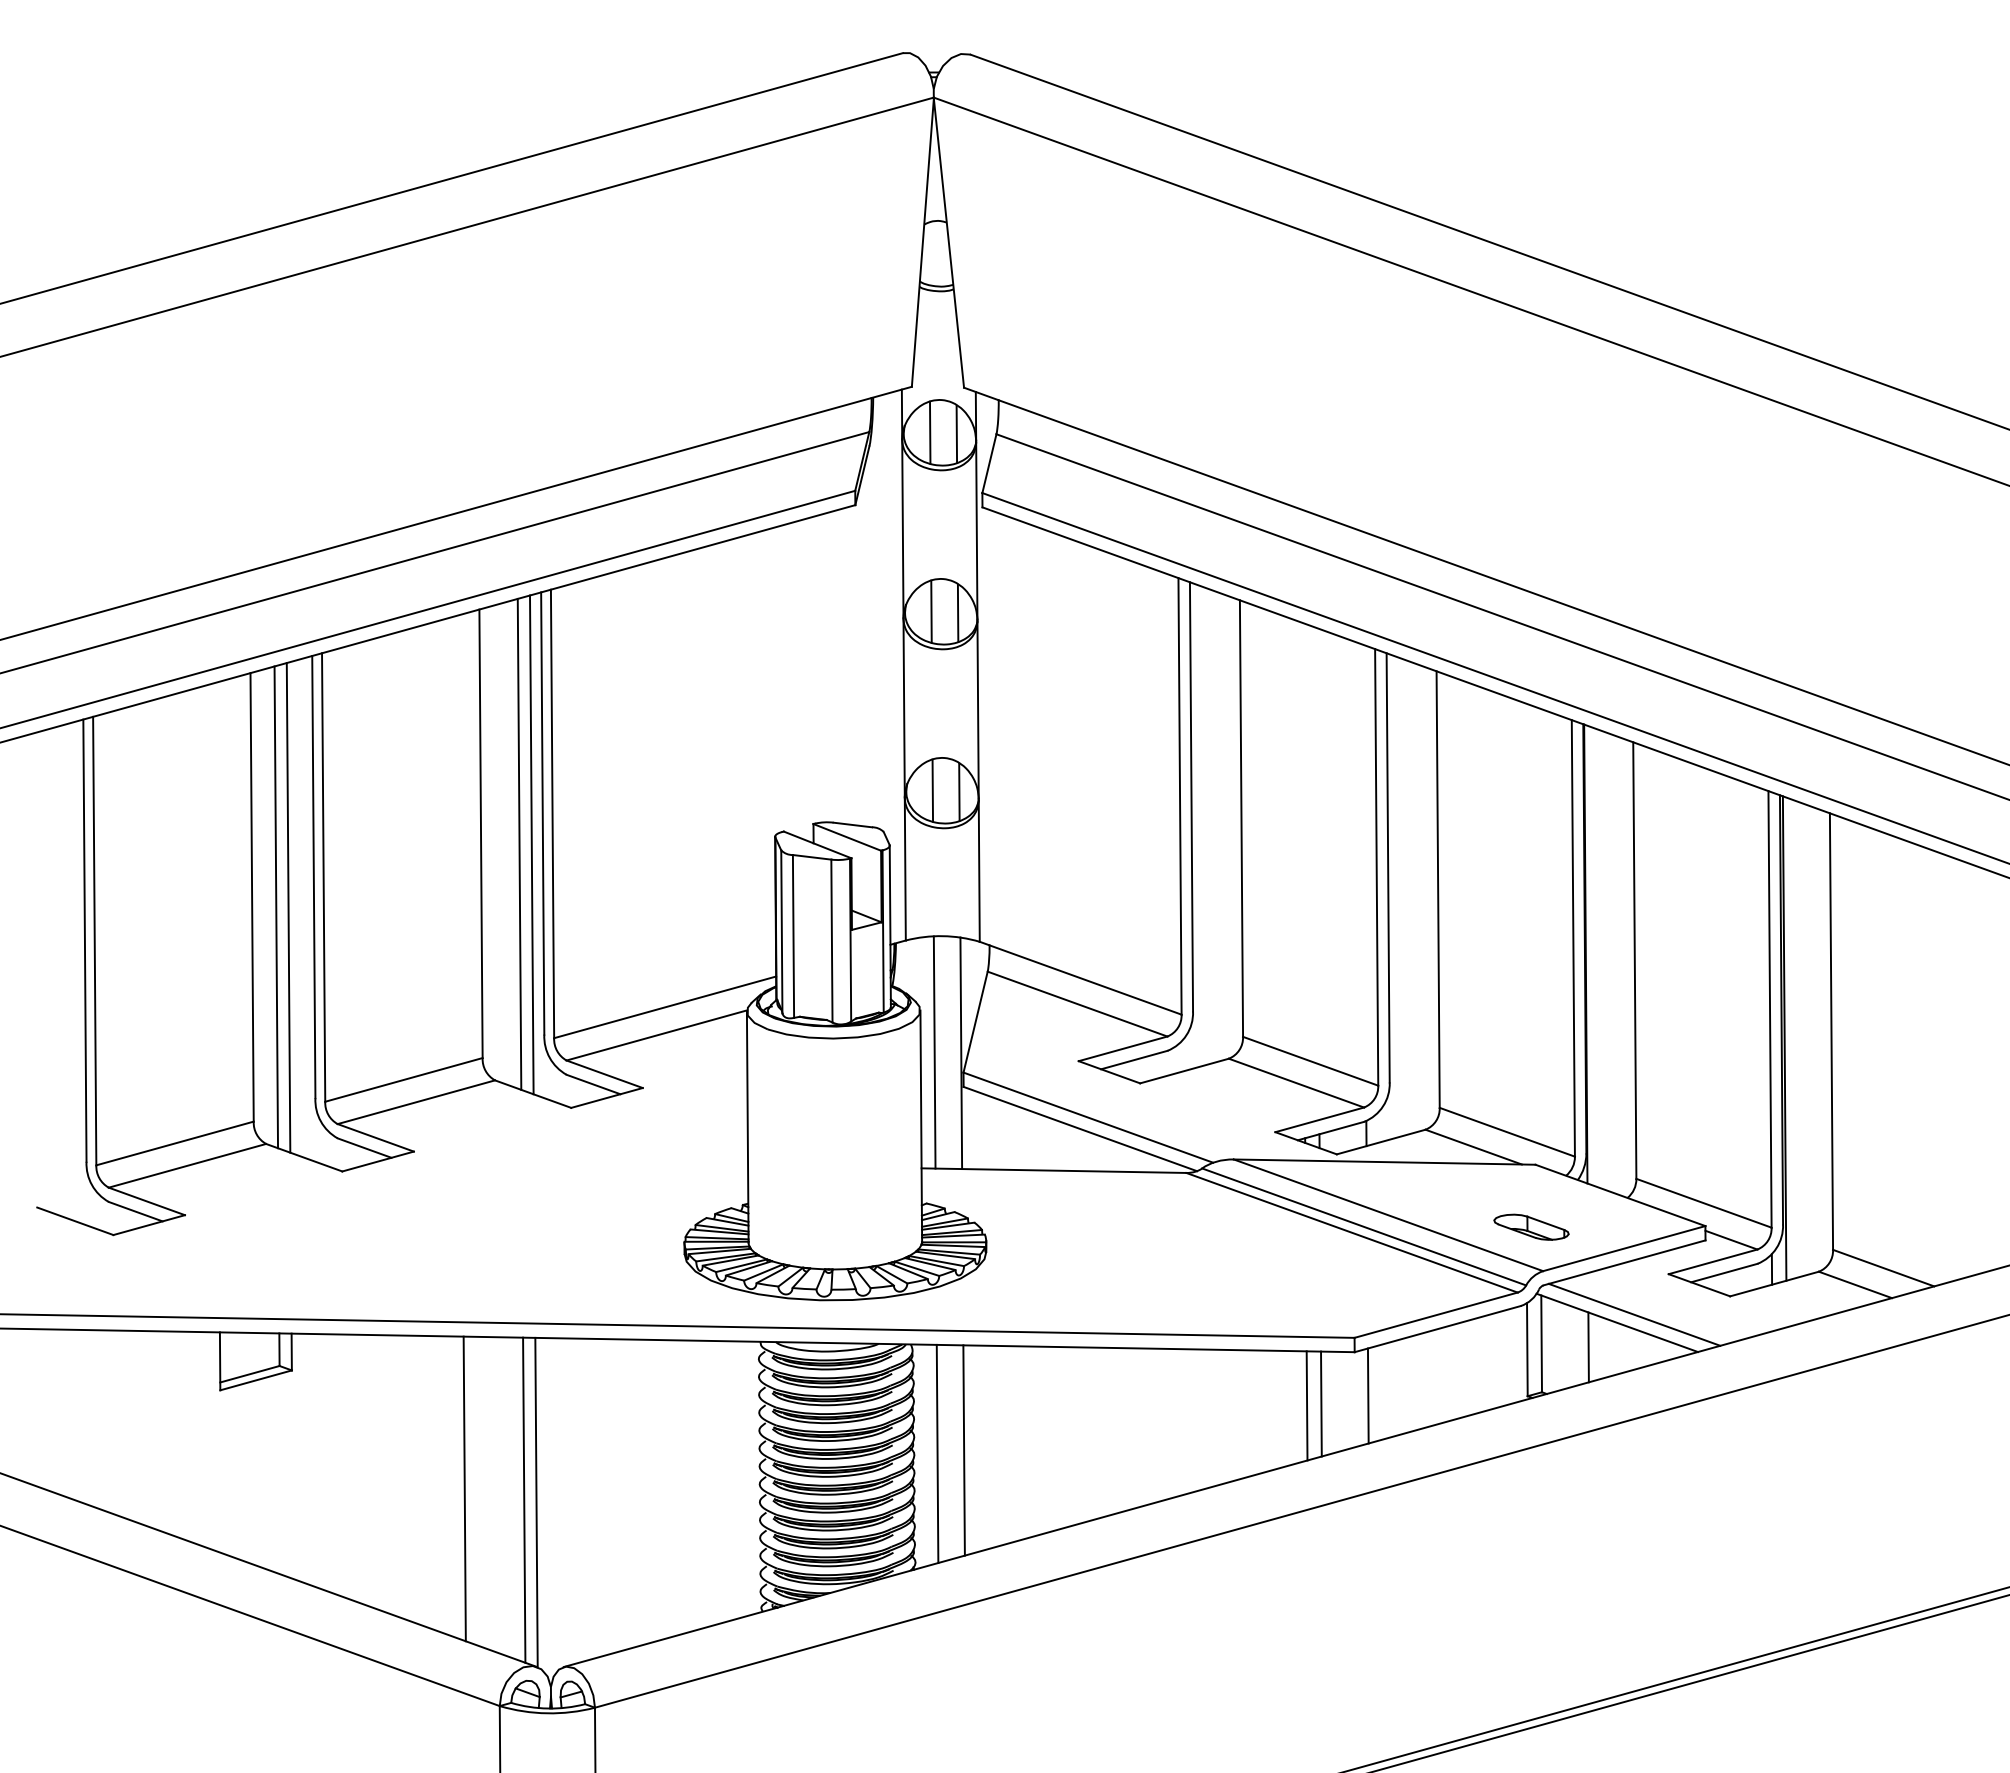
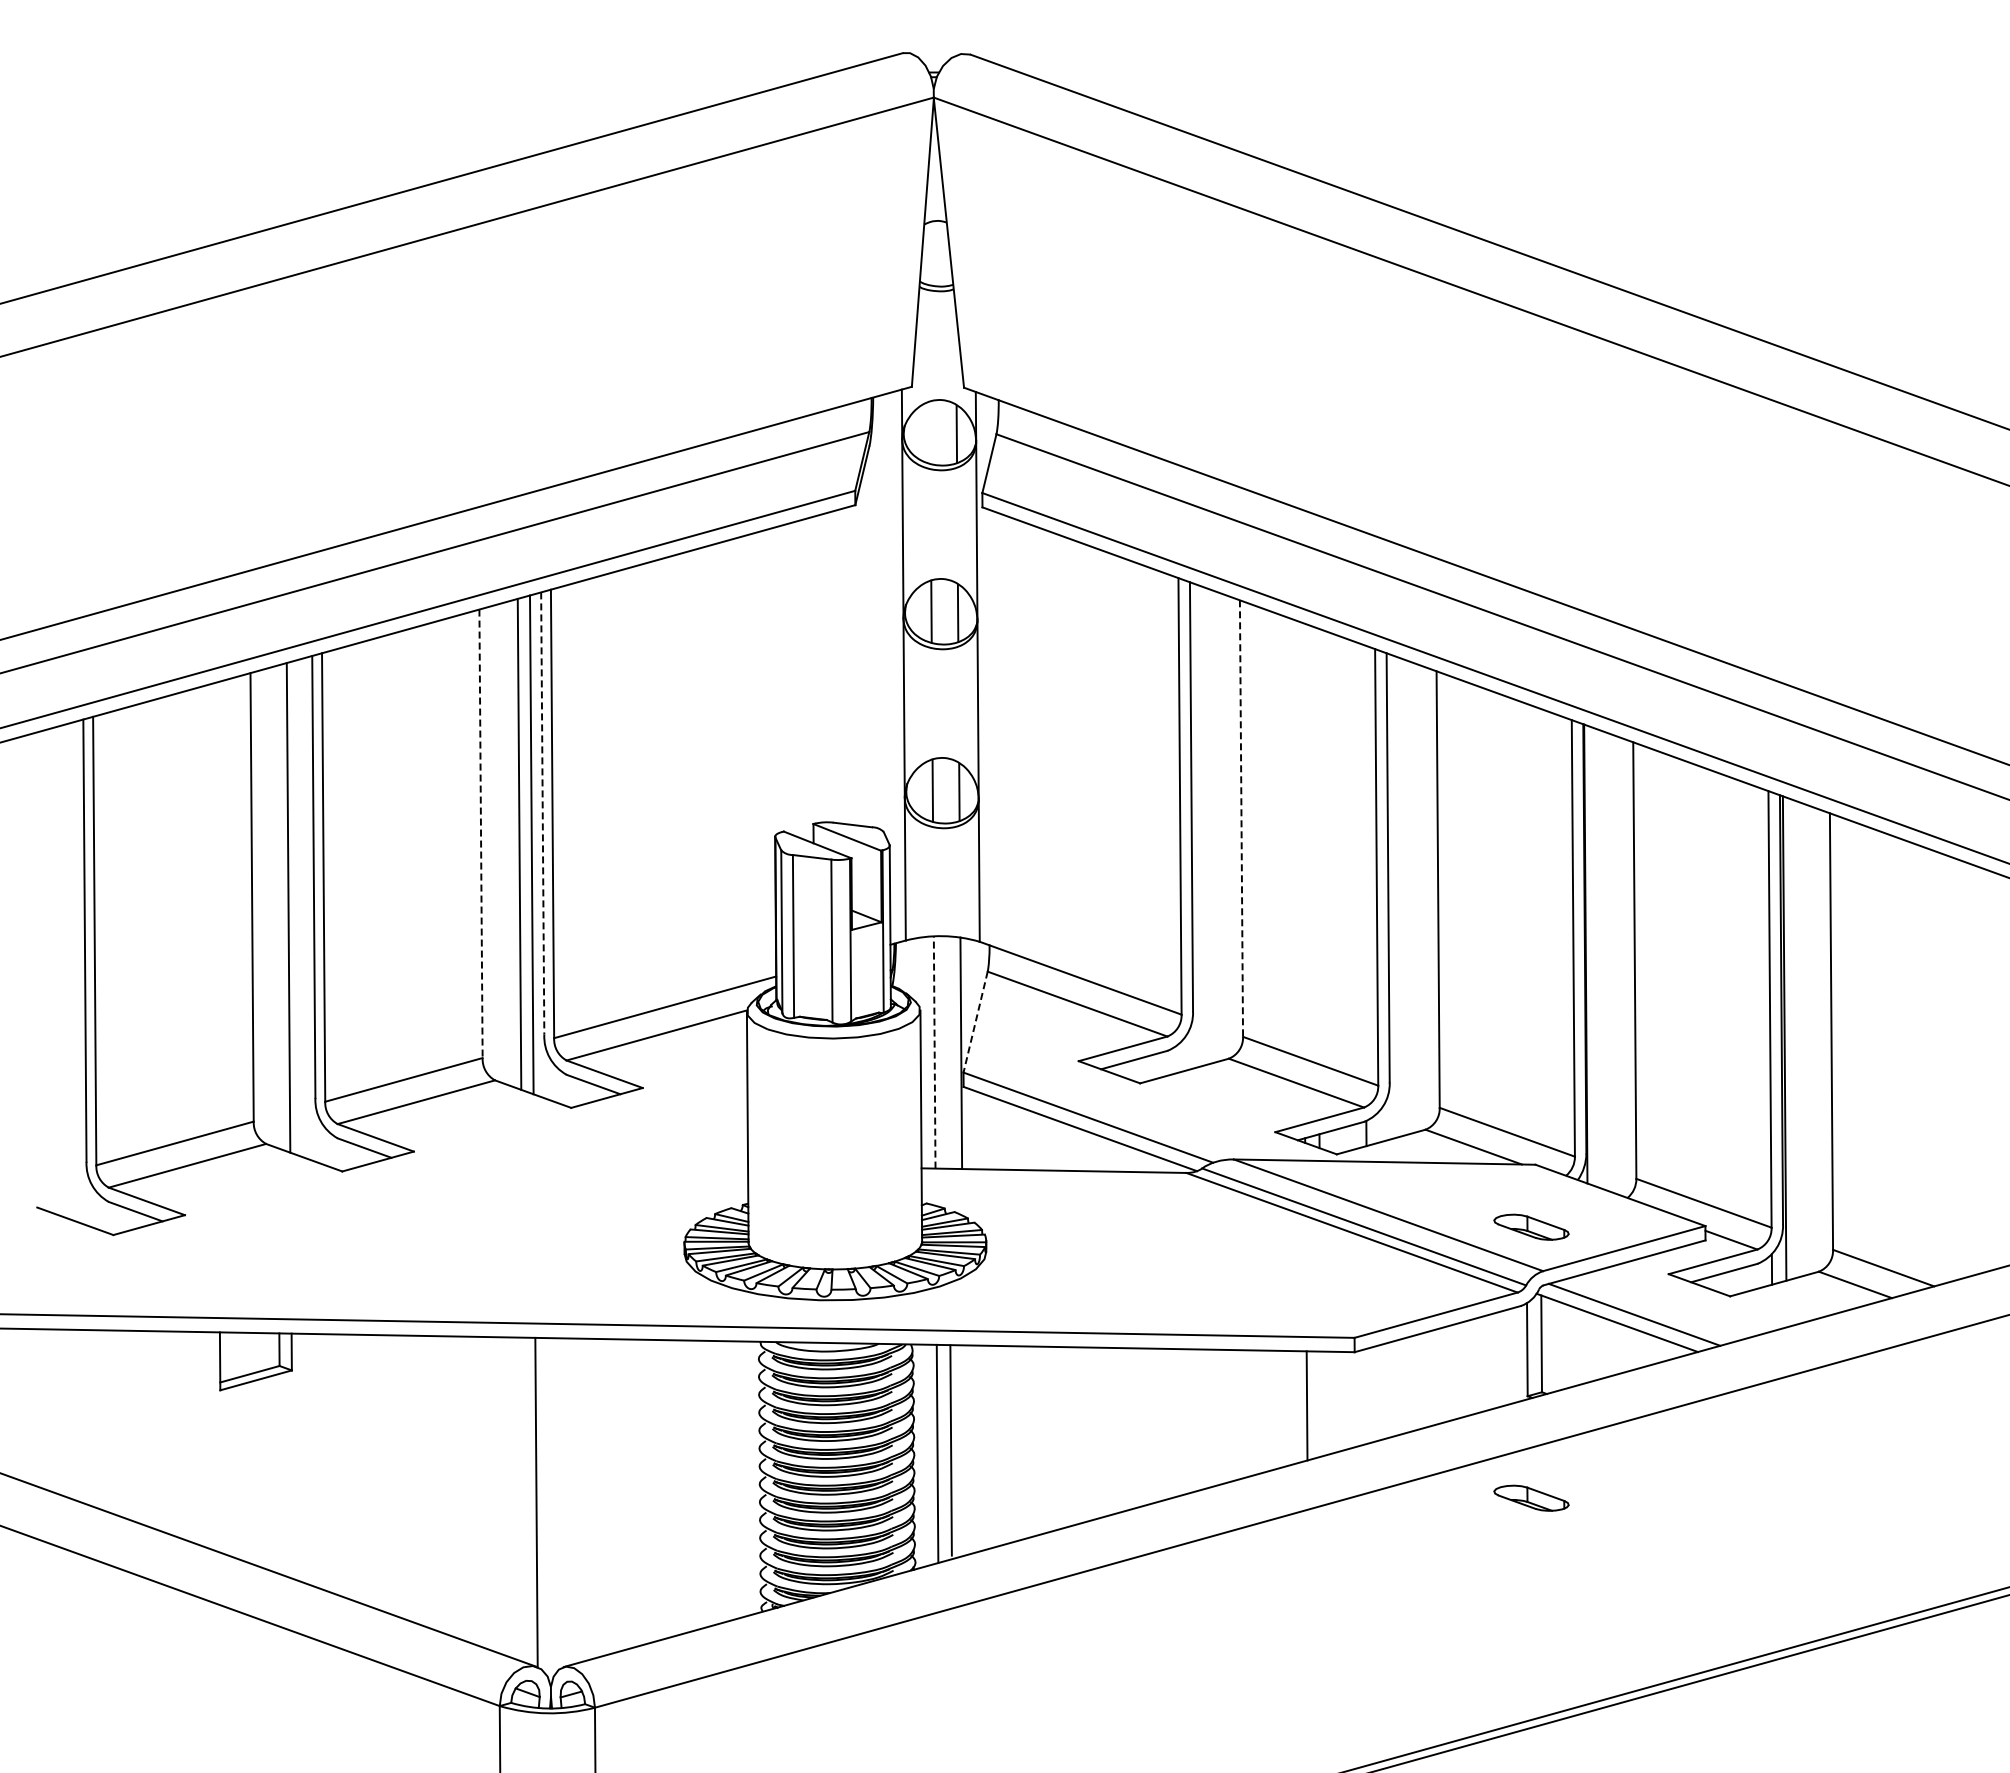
line: present -> none (930, 432)
line: solid -> dashed (542, 814)
line: solid -> dashed (1241, 819)
line: solid -> dashed (481, 834)
line: present -> none (276, 907)
line: solid -> dashed (975, 1022)
line: solid -> dashed (934, 1052)
line: present -> none (1588, 1347)
line: present -> none (1367, 1395)
line: present -> none (1321, 1403)
line position: (963, 1450) -> (950, 1450) (950, 1450)
line: present -> none (464, 1488)
part: none -> present (1531, 1497)
line: present -> none (524, 1499)
